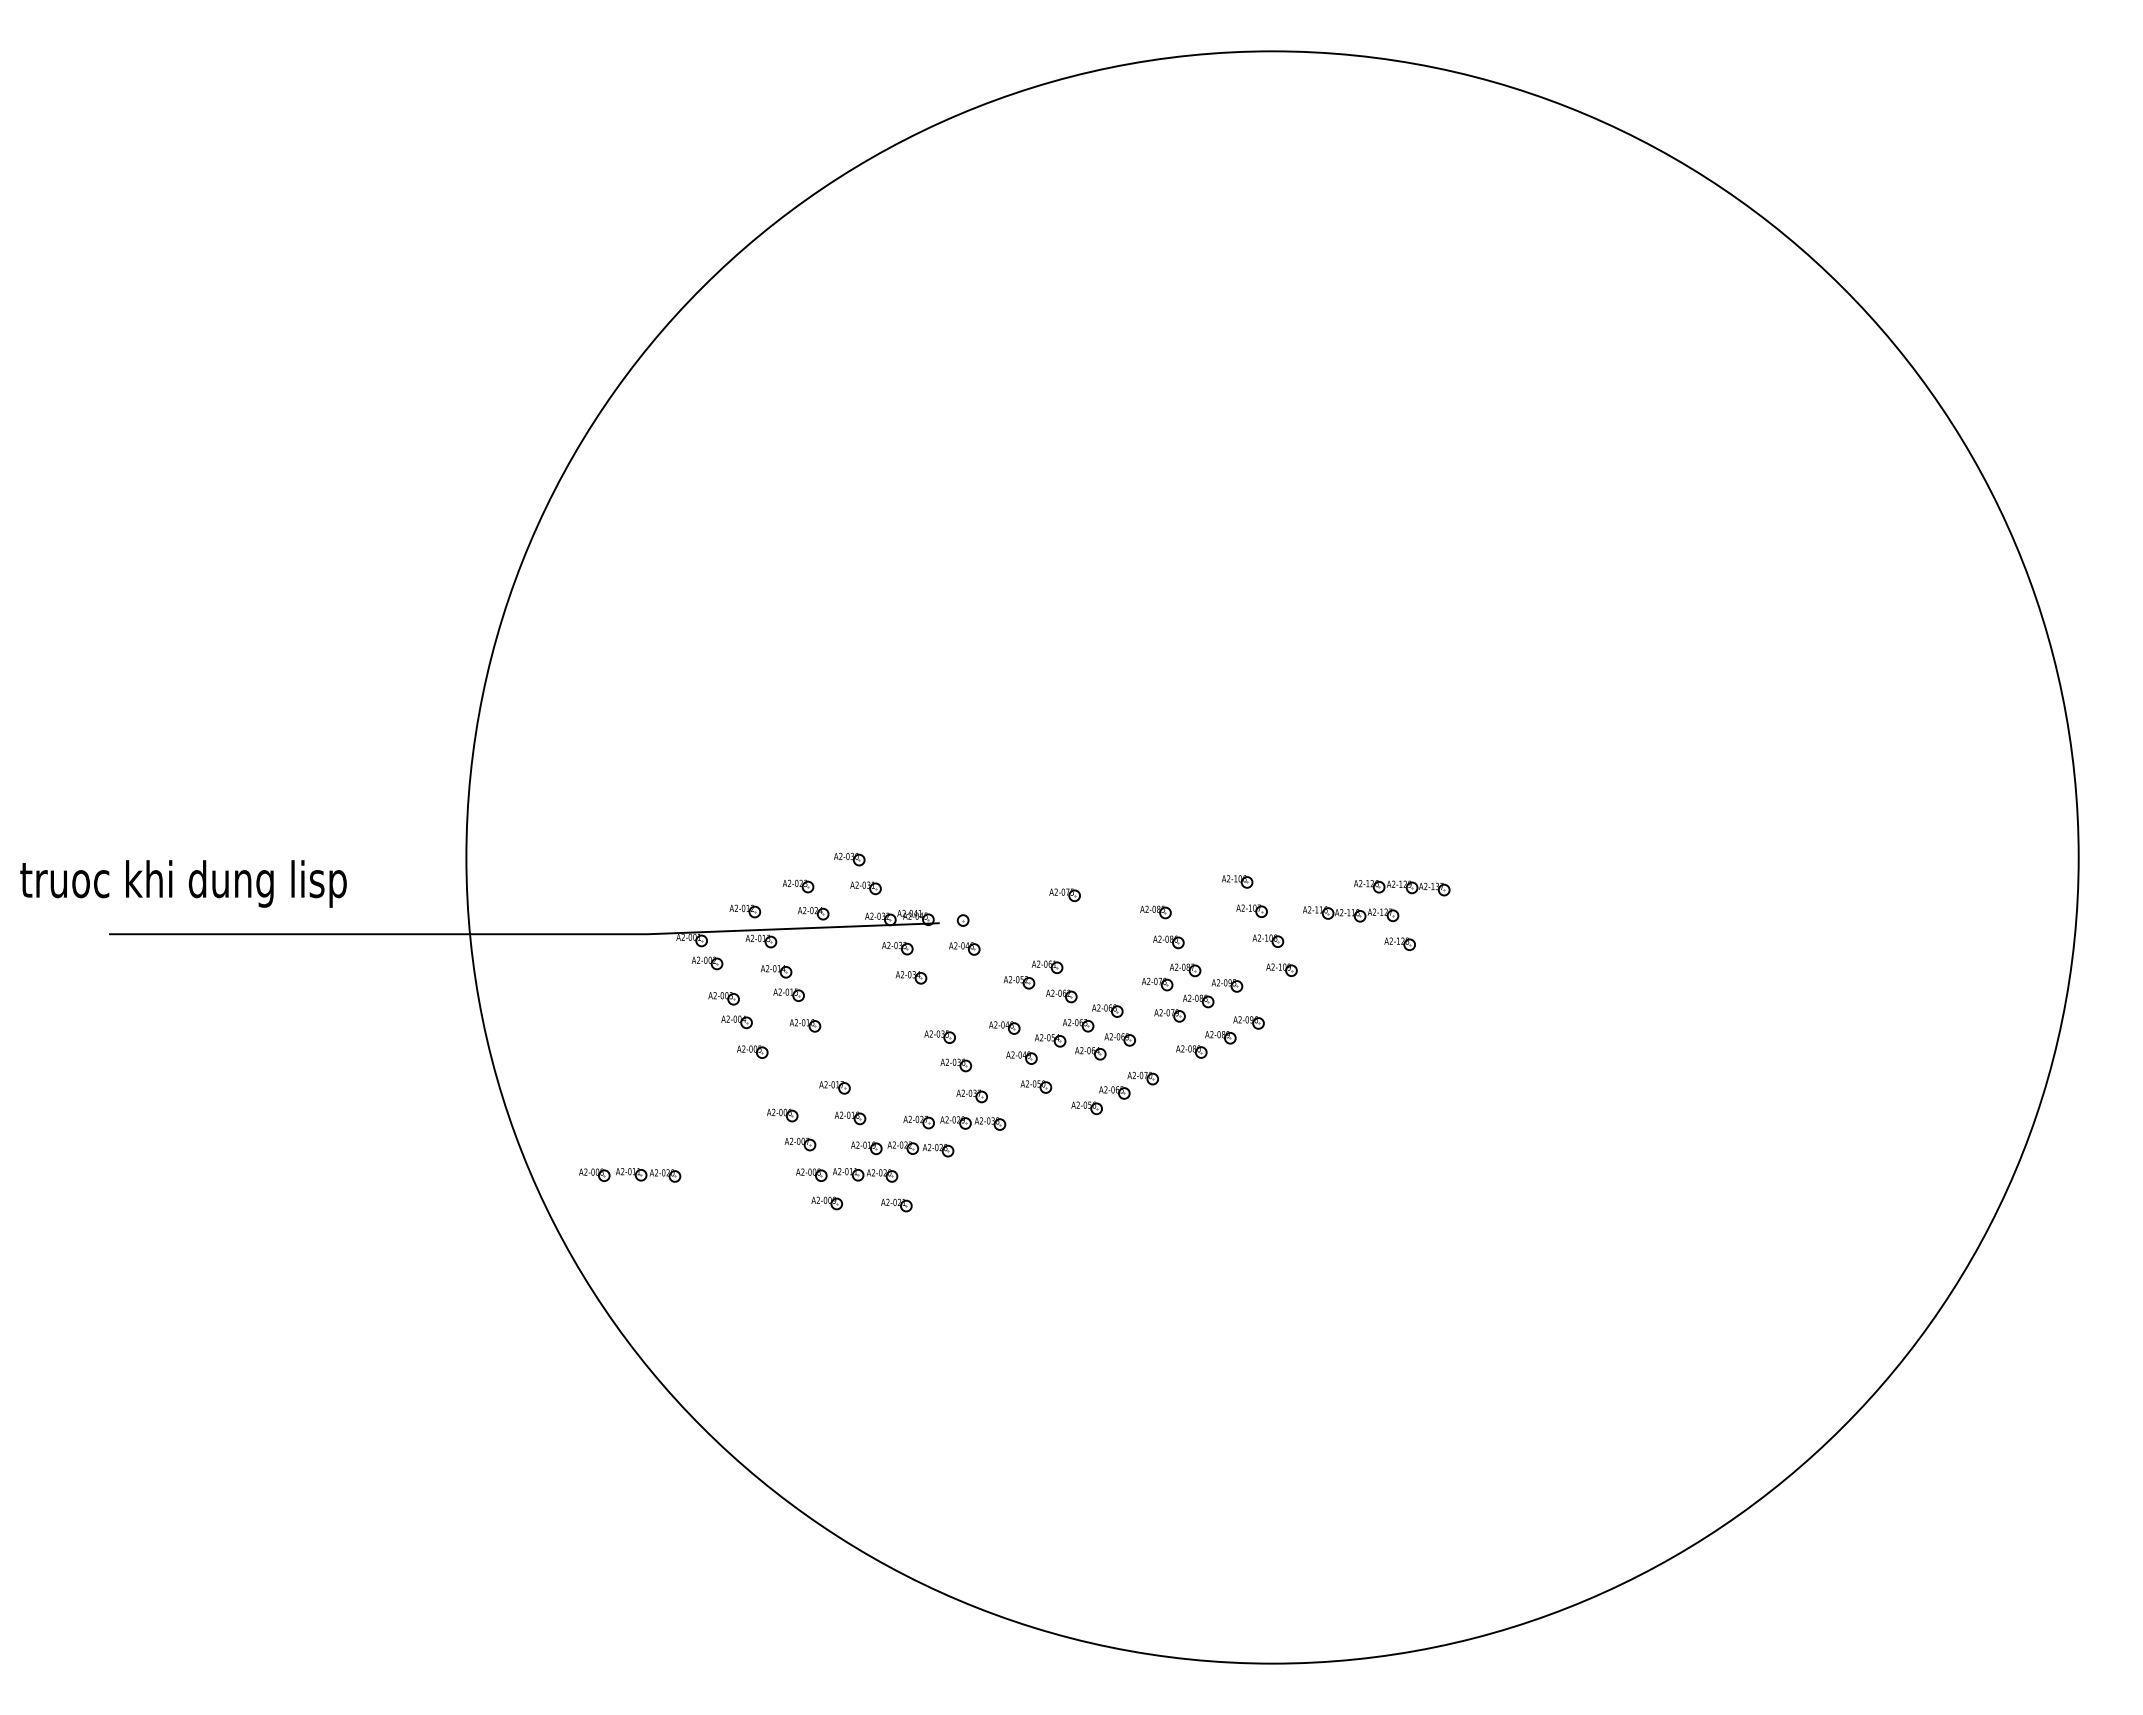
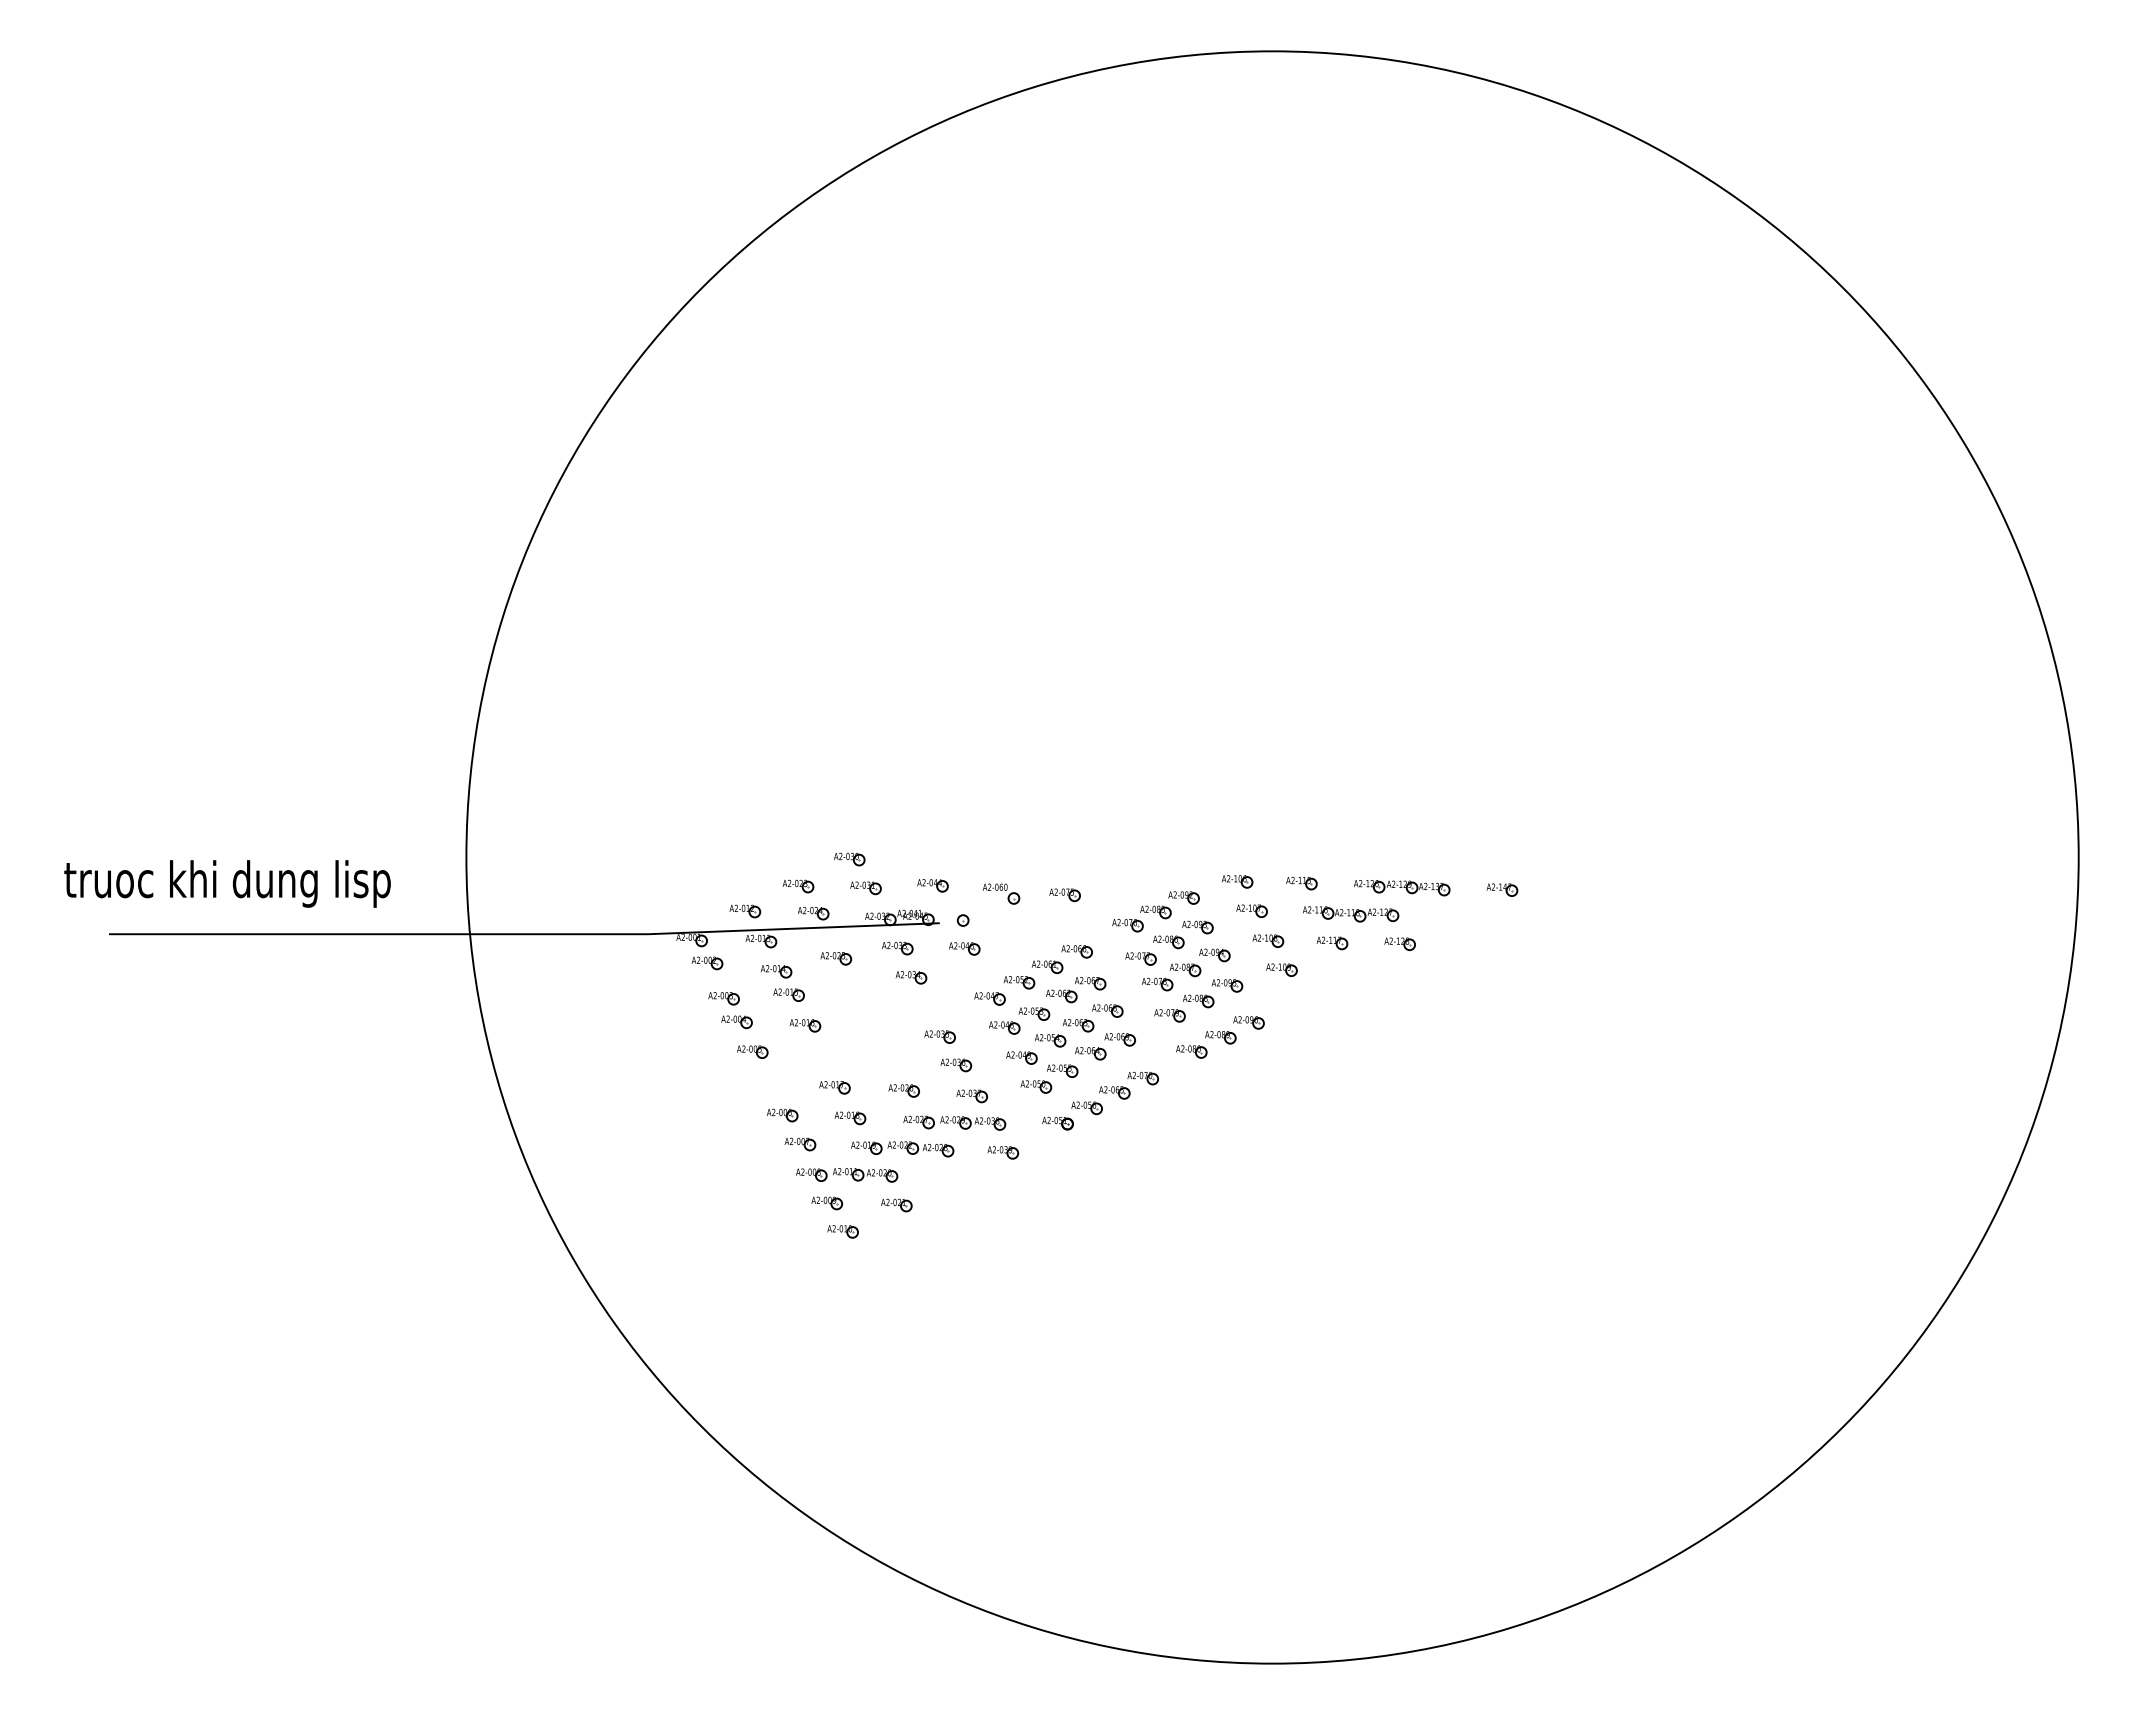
text position: (183, 883) -> (227, 883) (227, 883)
part: none -> present (1301, 883)
part: none -> present (932, 885)
part: none -> present (1502, 889)
part: none -> present (1001, 893)
part: none -> present (1183, 897)
part: none -> present (1127, 925)
part: none -> present (1197, 927)
part: none -> present (1332, 943)
part: none -> present (1076, 951)
part: none -> present (1214, 955)
part: none -> present (836, 958)
part: none -> present (1140, 958)
part: none -> present (1090, 983)
part: none -> present (989, 998)
part: none -> present (1034, 1013)
part: none -> present (1062, 1070)
part: none -> present (903, 1090)
part: none -> present (1057, 1123)
part: none -> present (1003, 1152)
part: present -> none (630, 1175)
part: none -> present (842, 1231)
